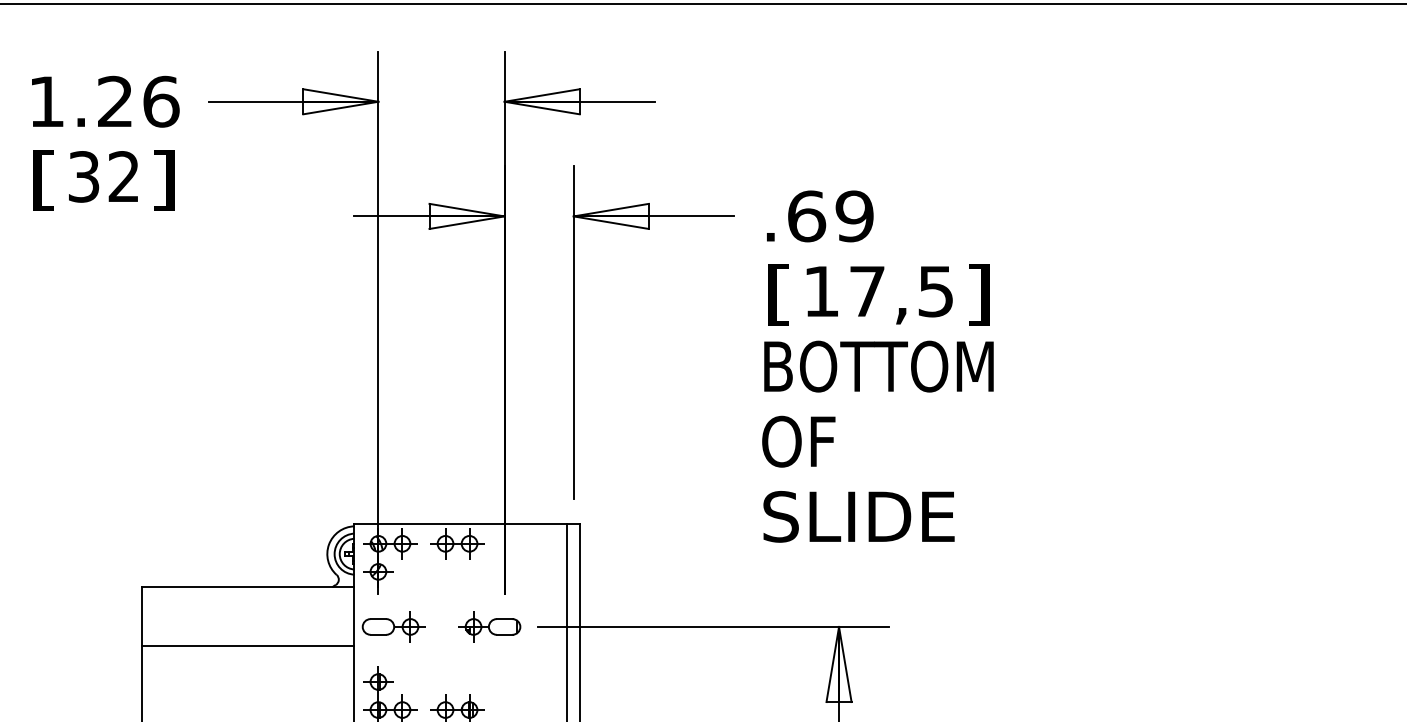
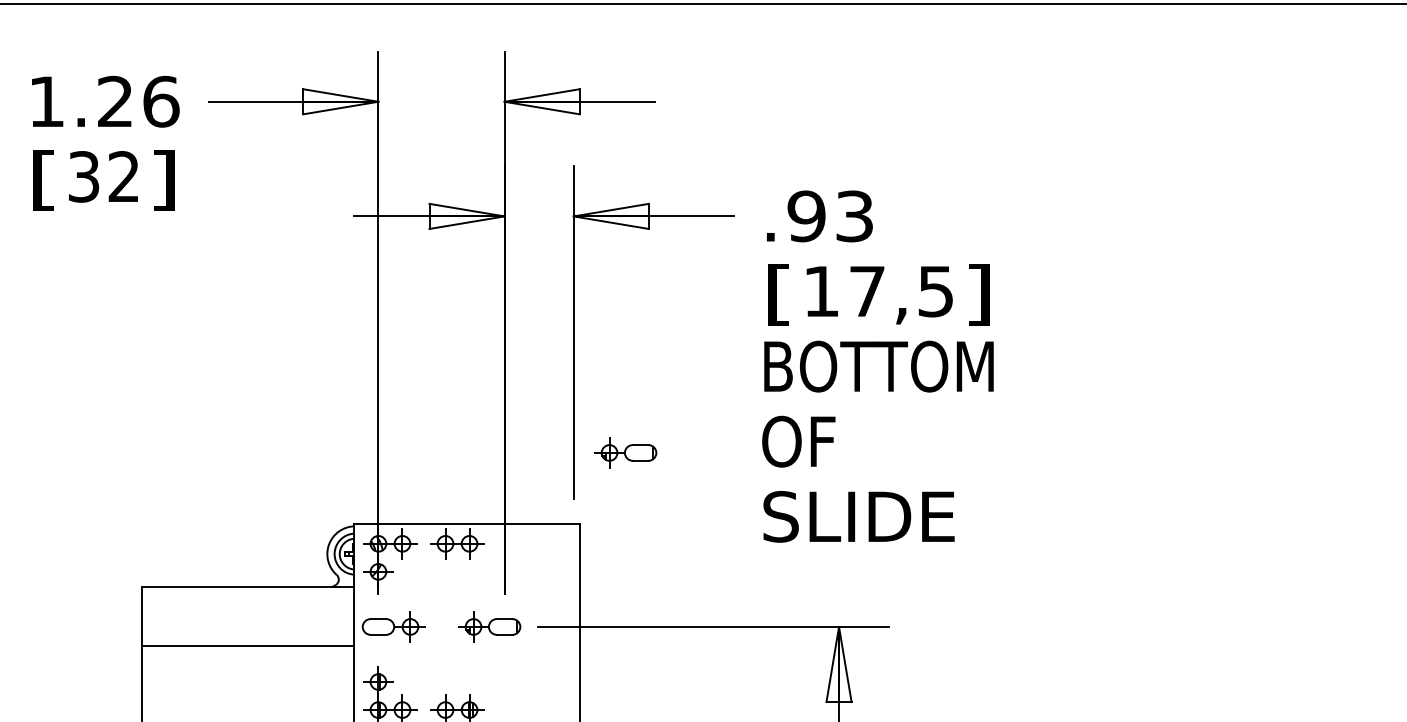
text: .69 -> .93 (830, 216)
part: none -> present (625, 452)
line: present -> none (567, 621)
